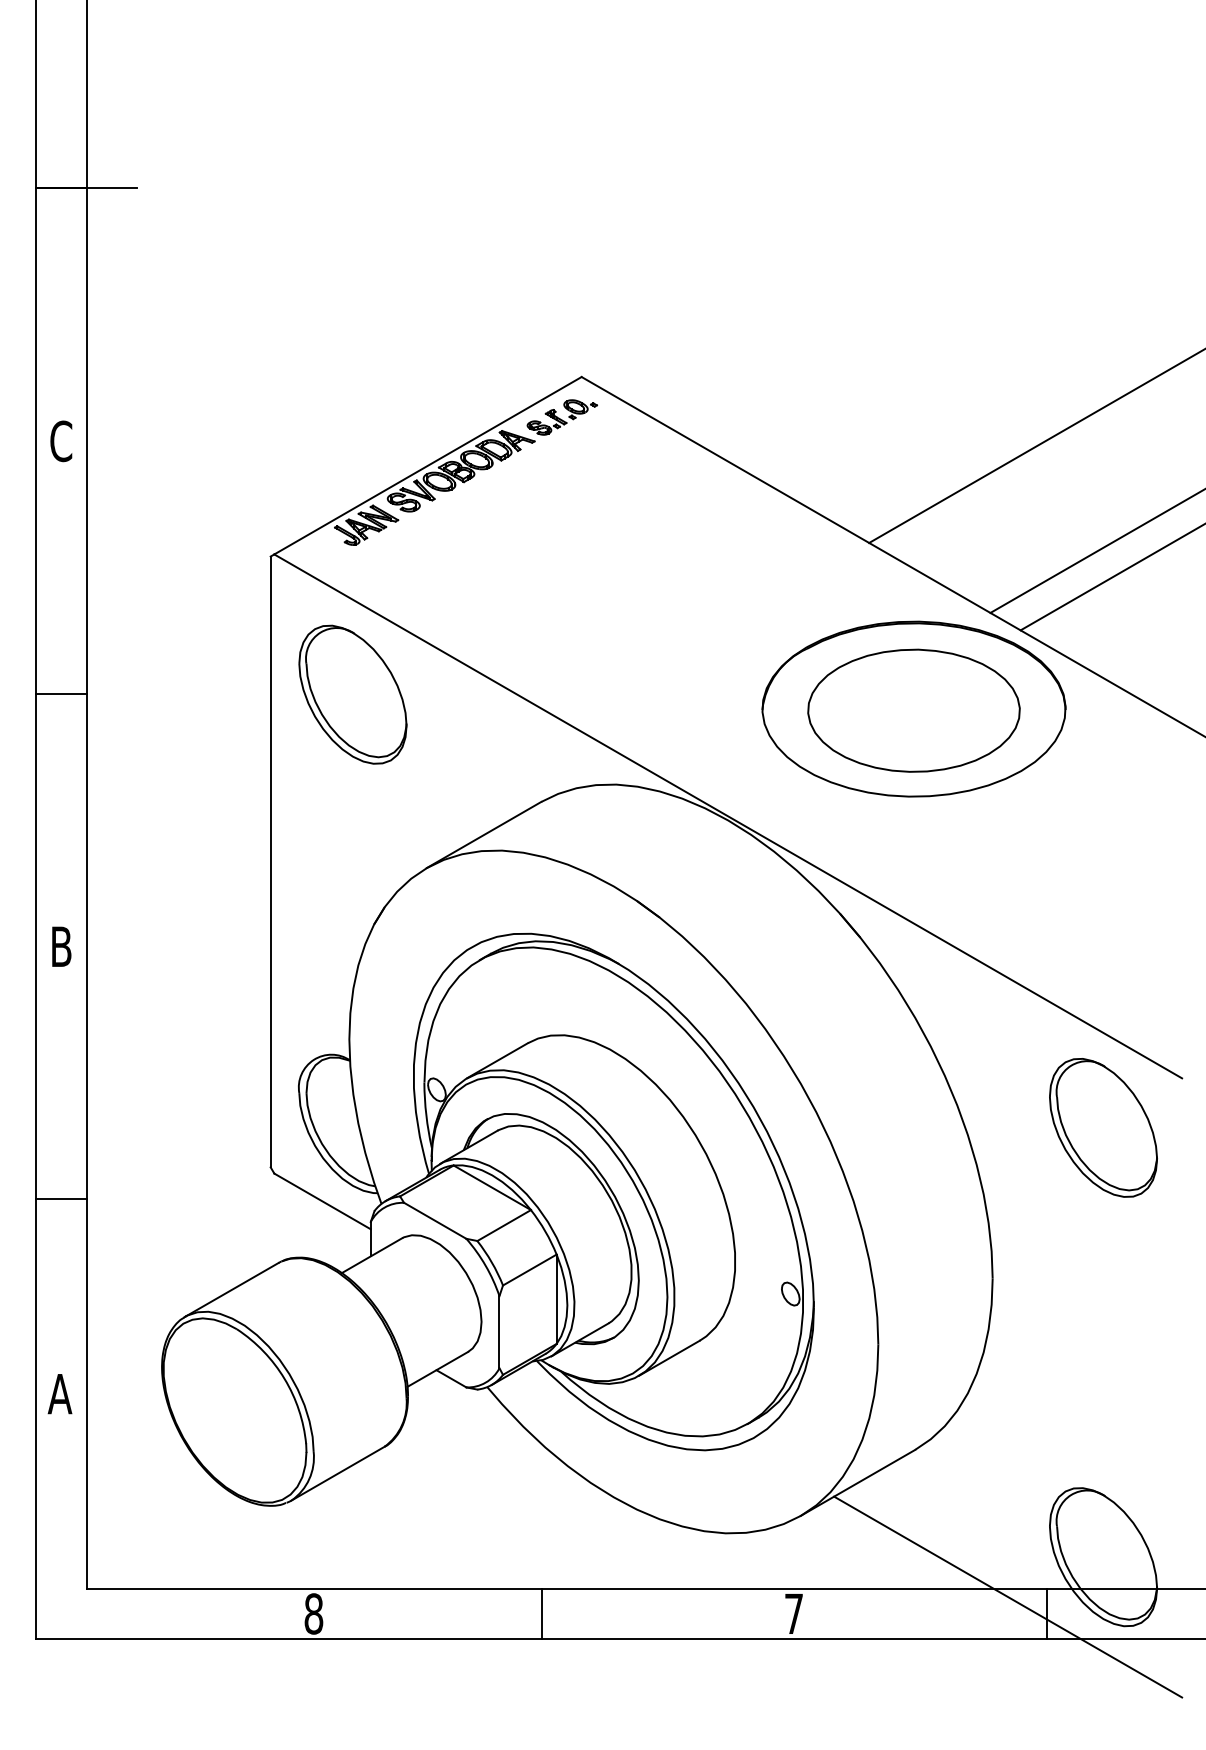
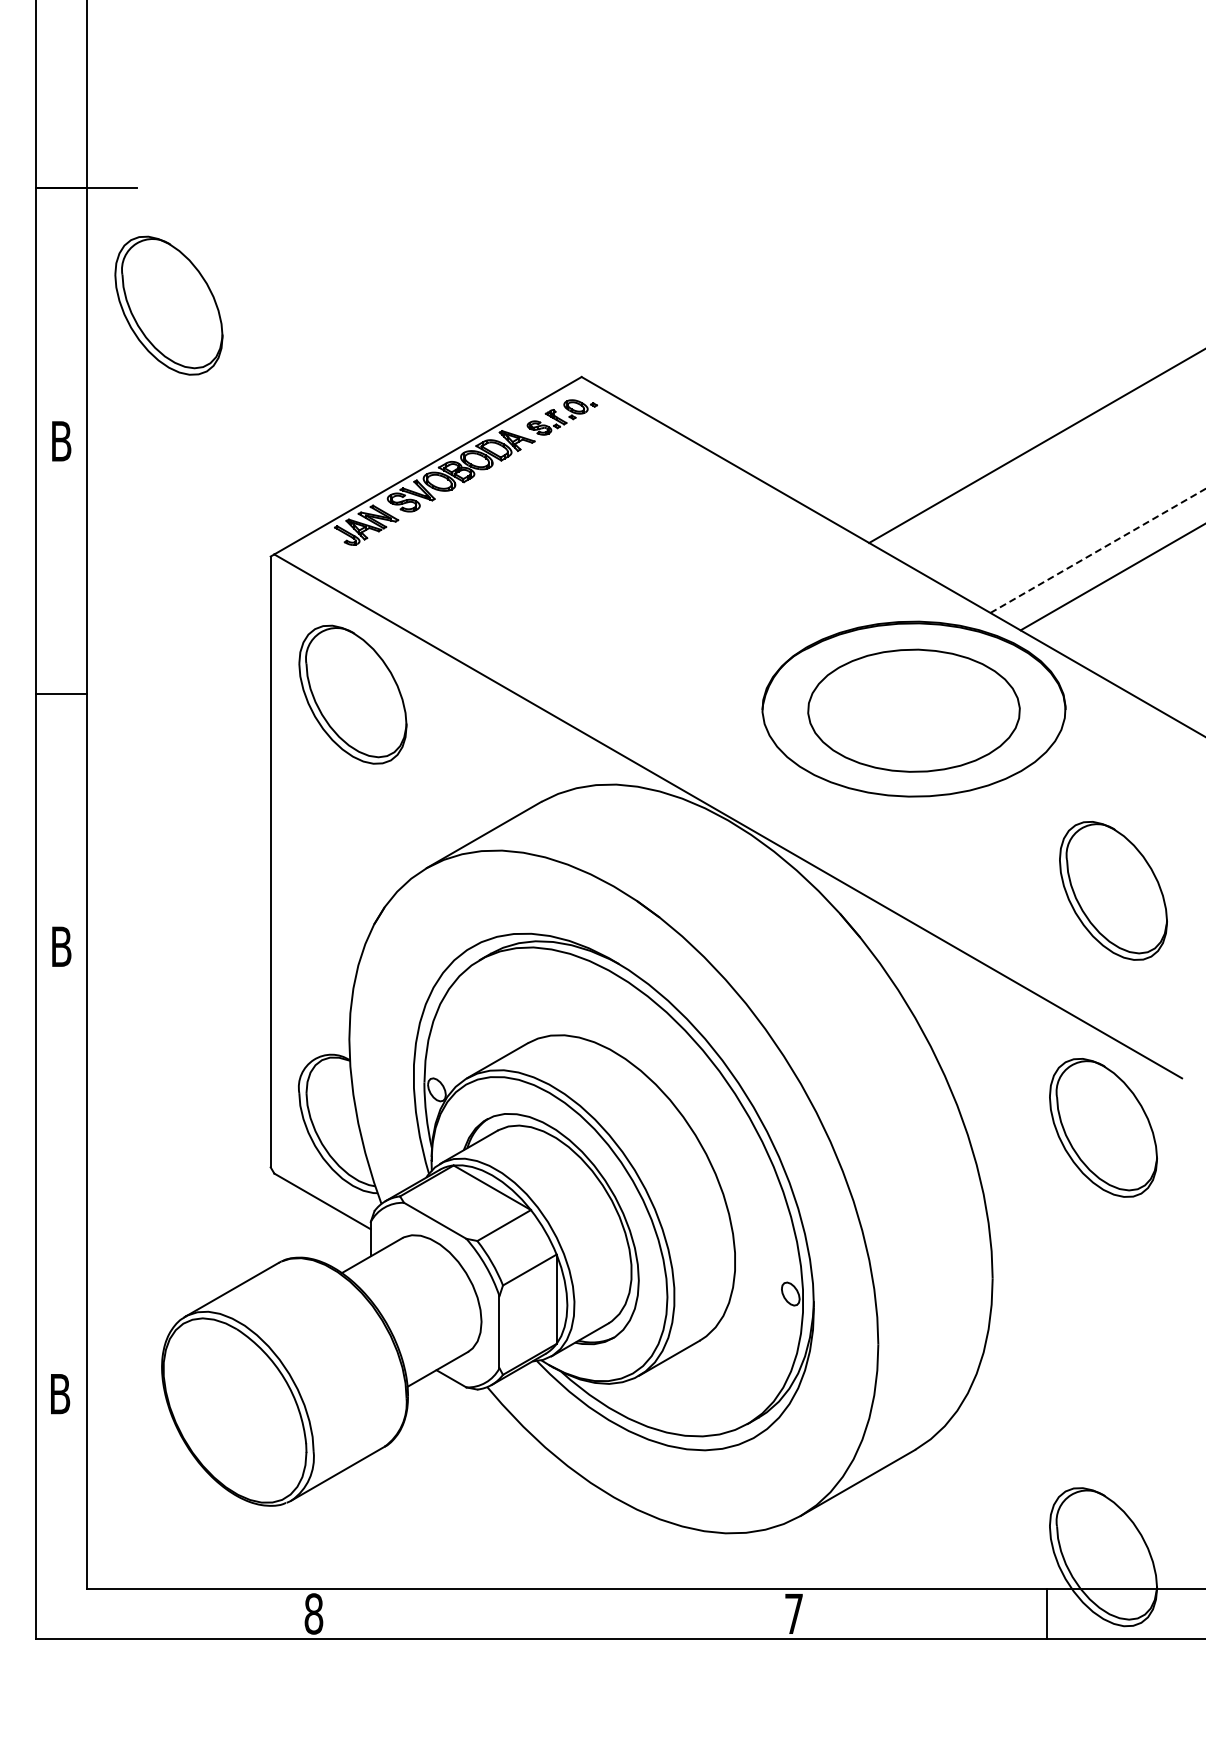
part: none -> present (168, 305)
text: C -> B (61, 441)
line: solid -> dashed (1098, 550)
part: none -> present (1113, 890)
line: present -> none (61, 1199)
text: A -> B (59, 1394)
line: present -> none (1008, 1596)
line: present -> none (541, 1613)
